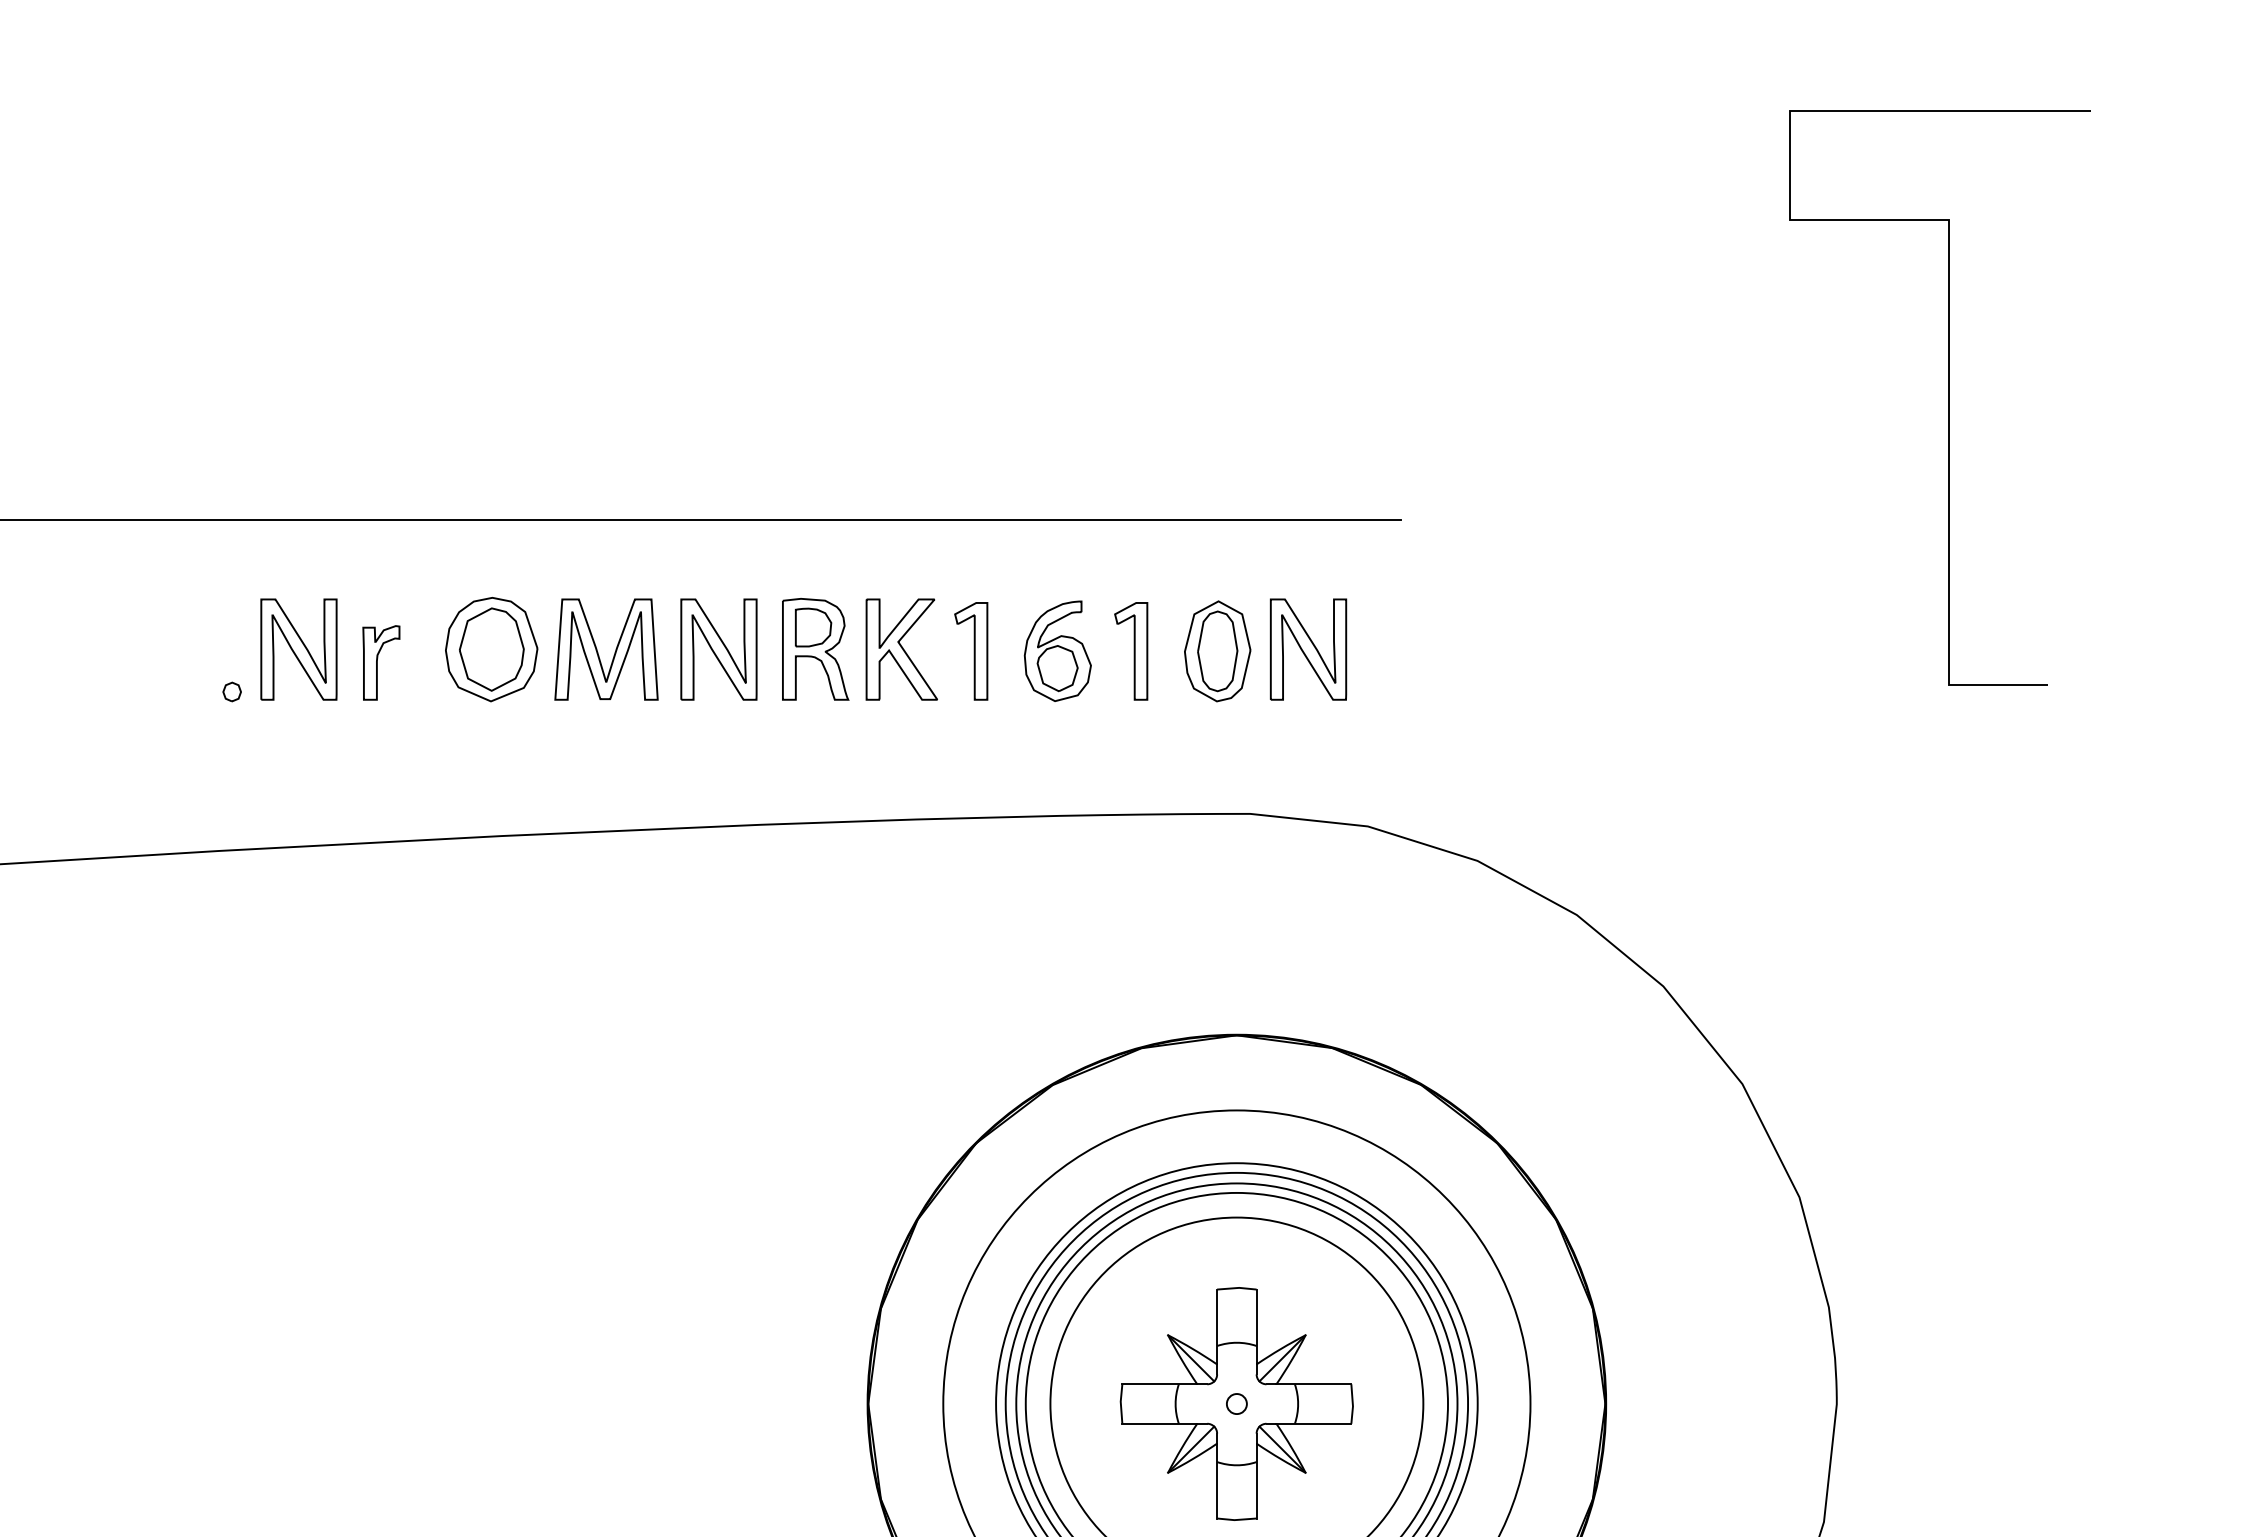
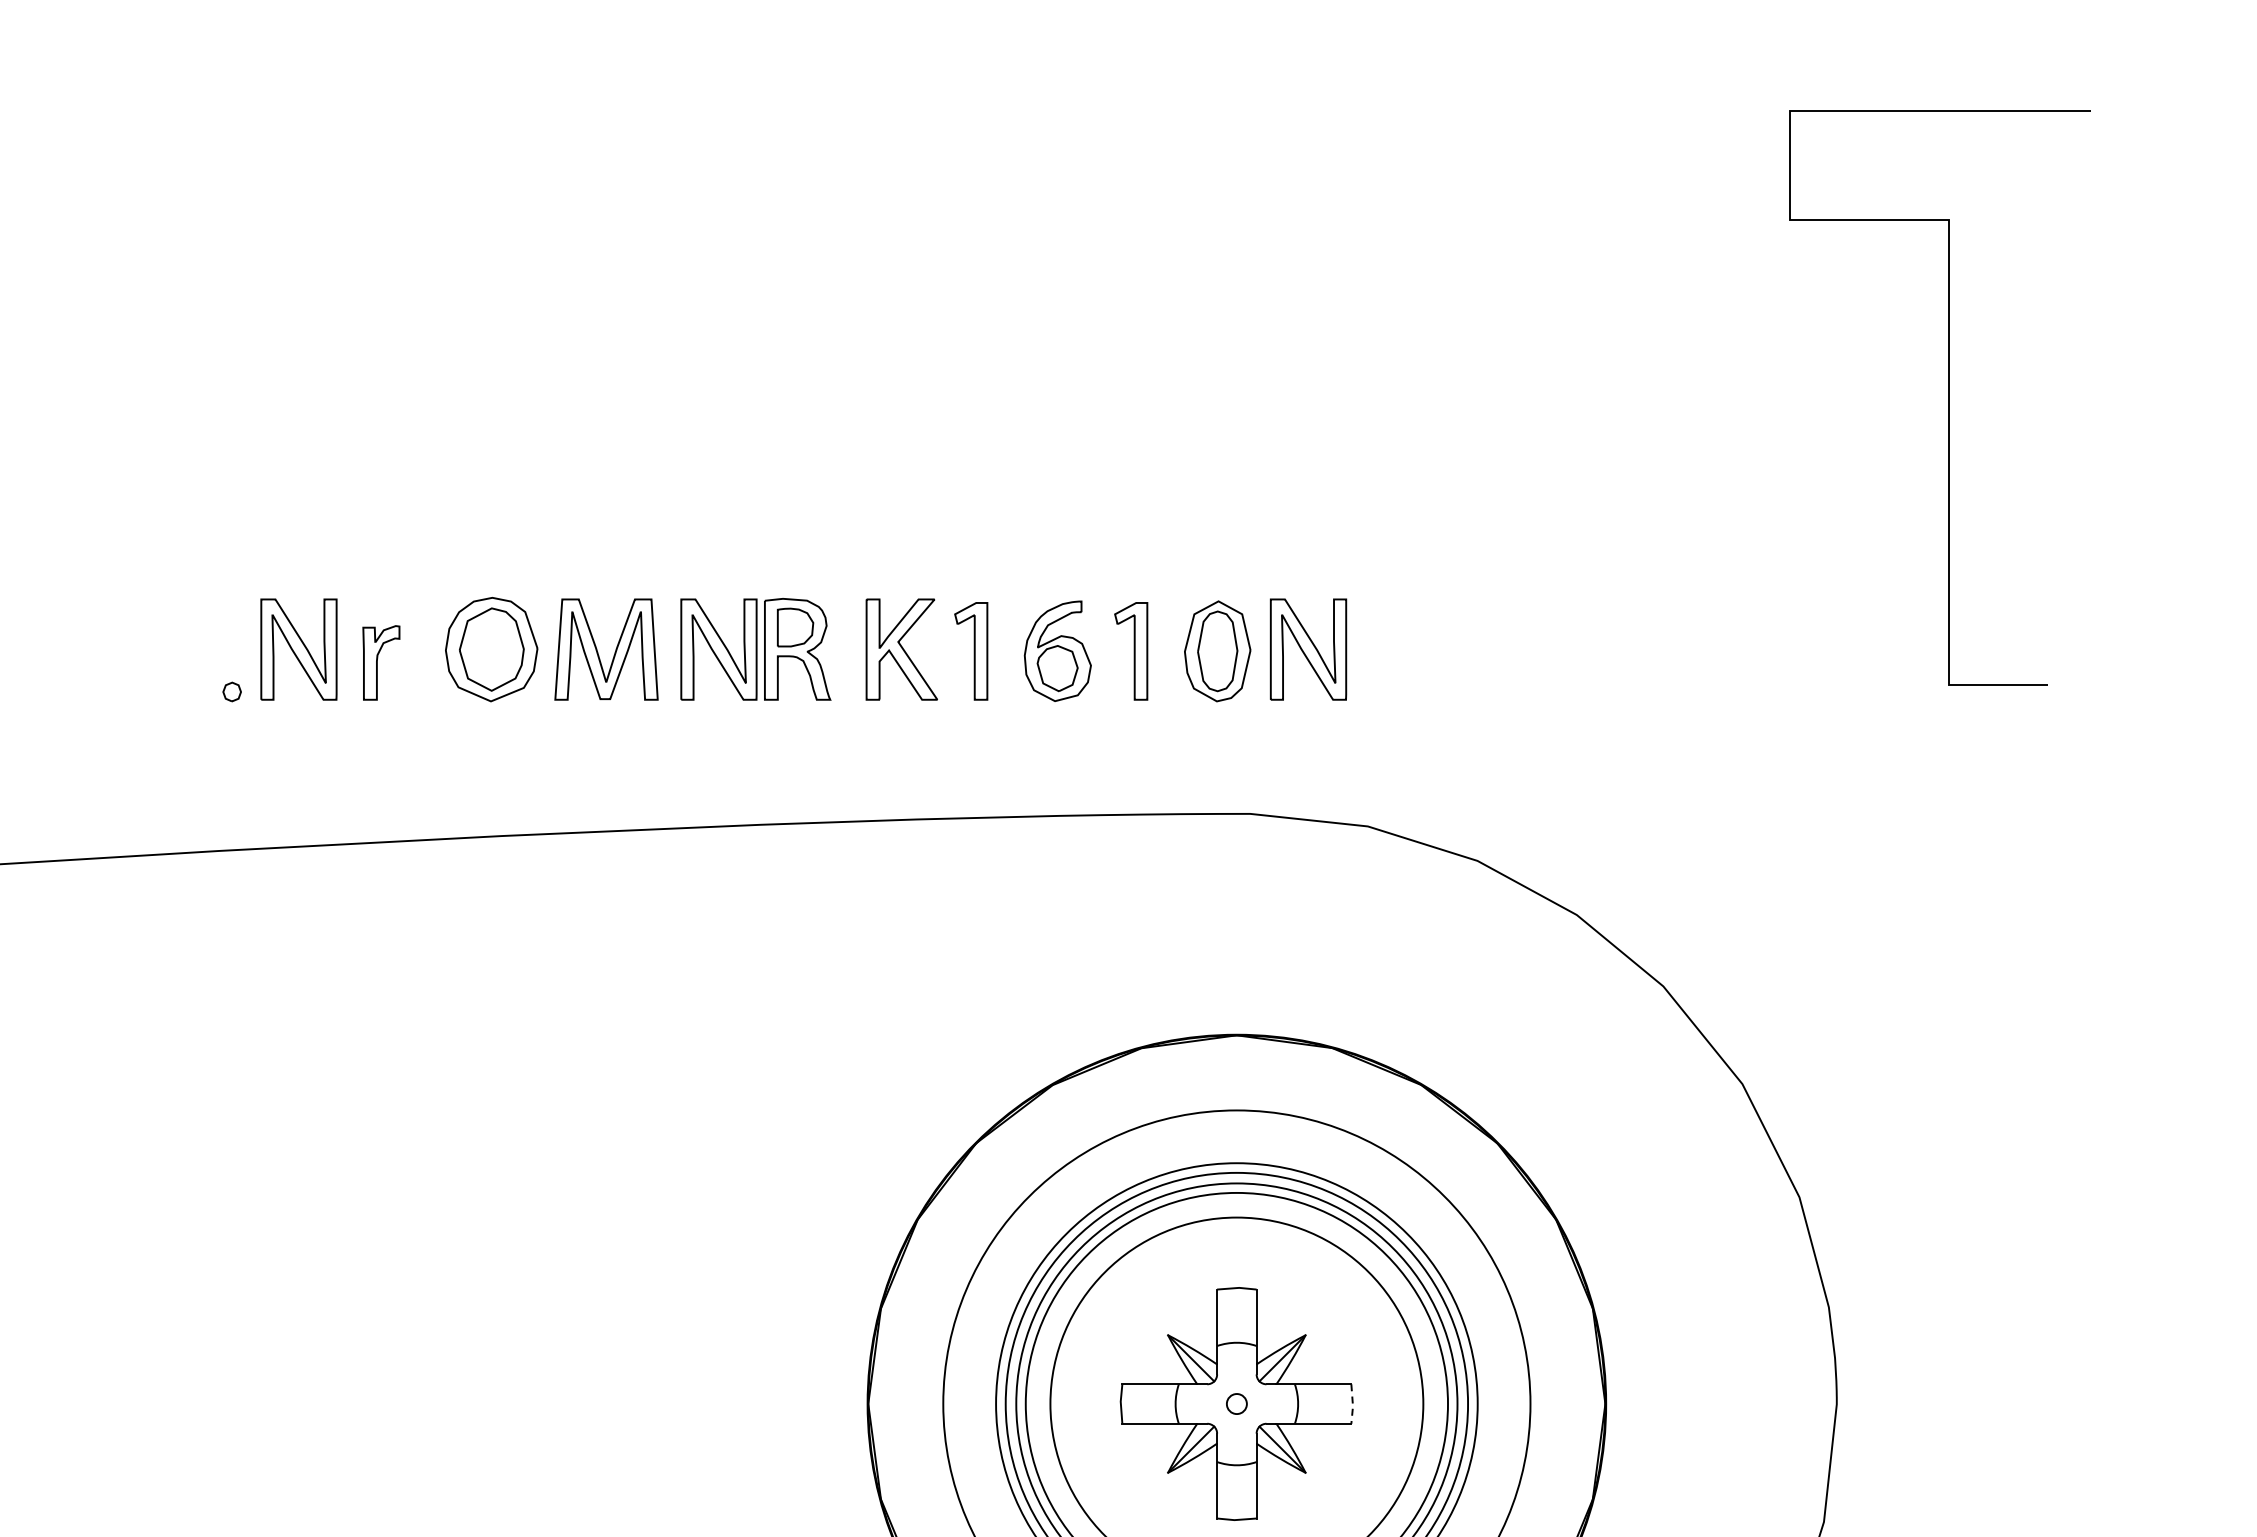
line: present -> none (701, 520)
part position: (815, 649) -> (797, 649) (797, 649)
line: solid -> dashed (1352, 1404)
